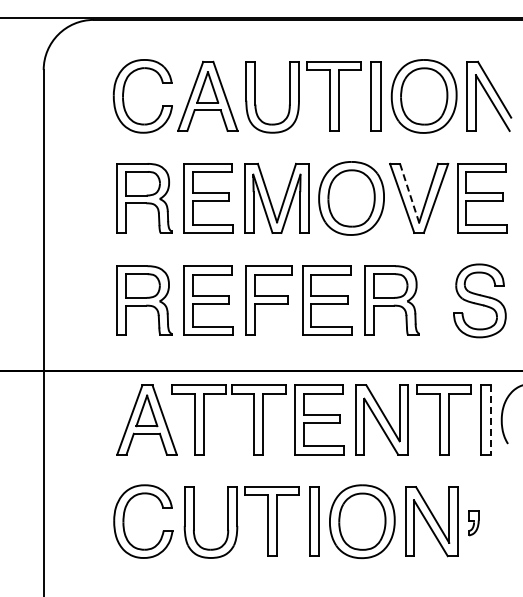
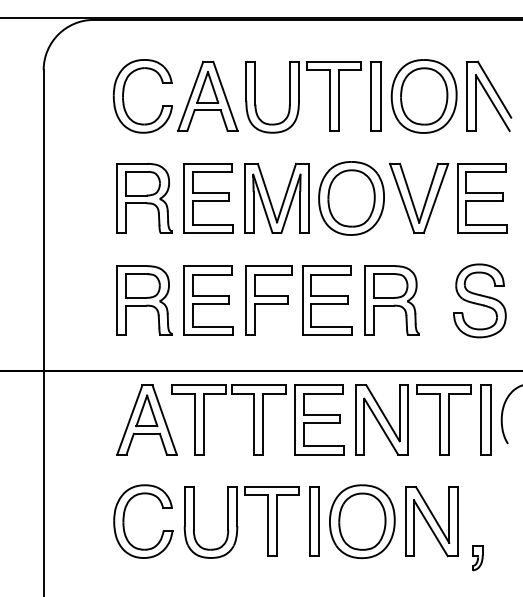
line: dashed -> solid (409, 193)
line: dashed -> solid (490, 419)
part position: (473, 523) -> (477, 558) (477, 558)
